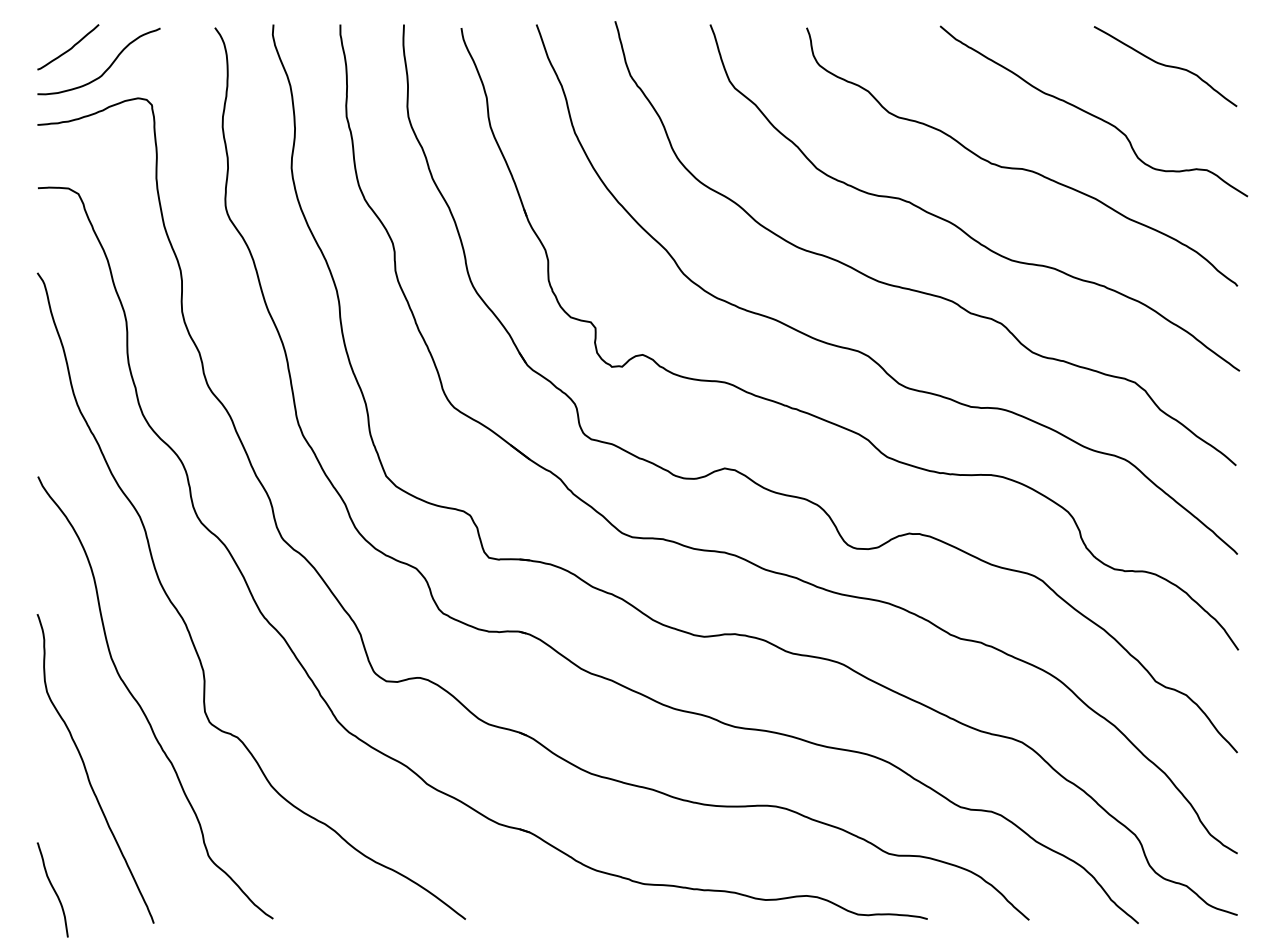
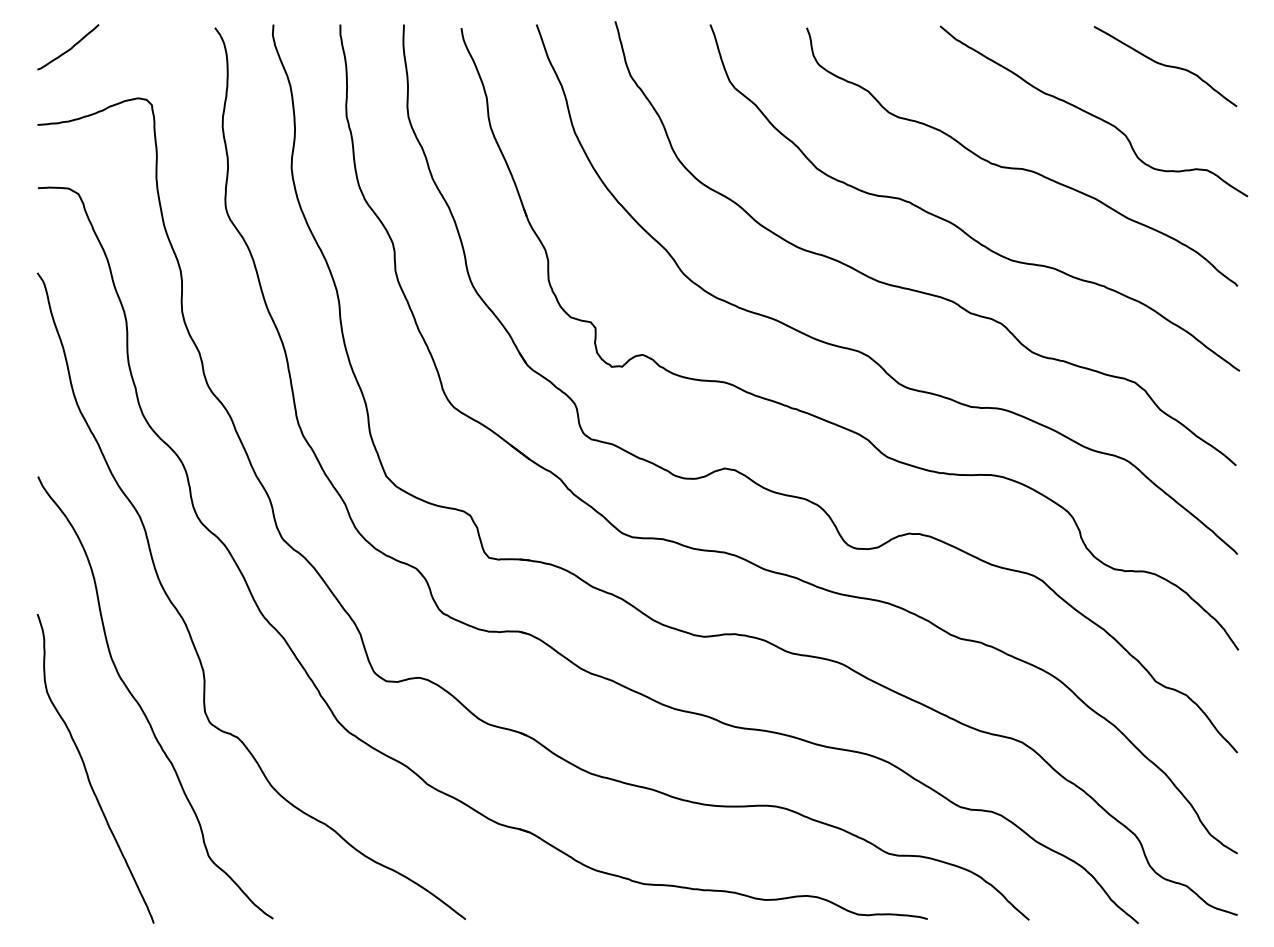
curve: present -> none (106, 69)
curve: present -> none (52, 889)
